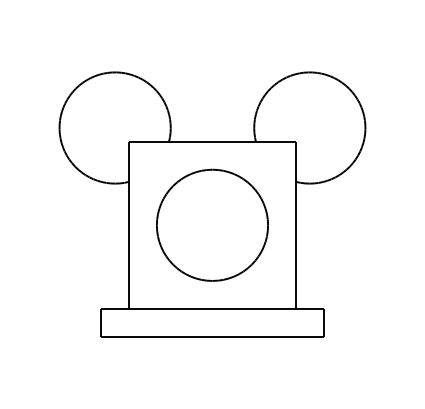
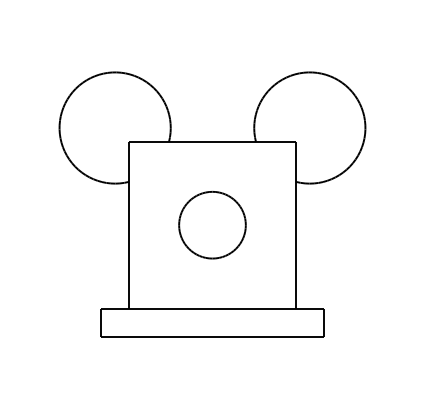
circle size: 113x114 px -> 69x69 px (212, 225)
